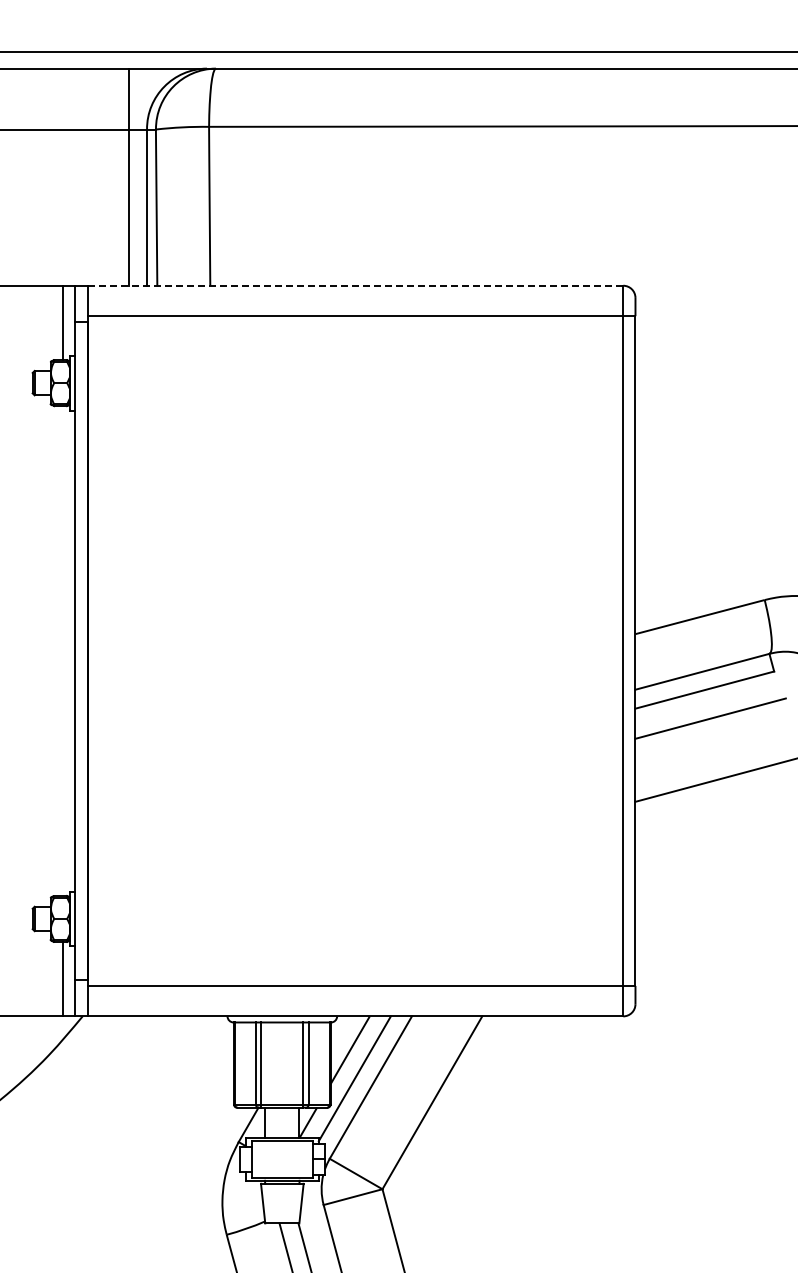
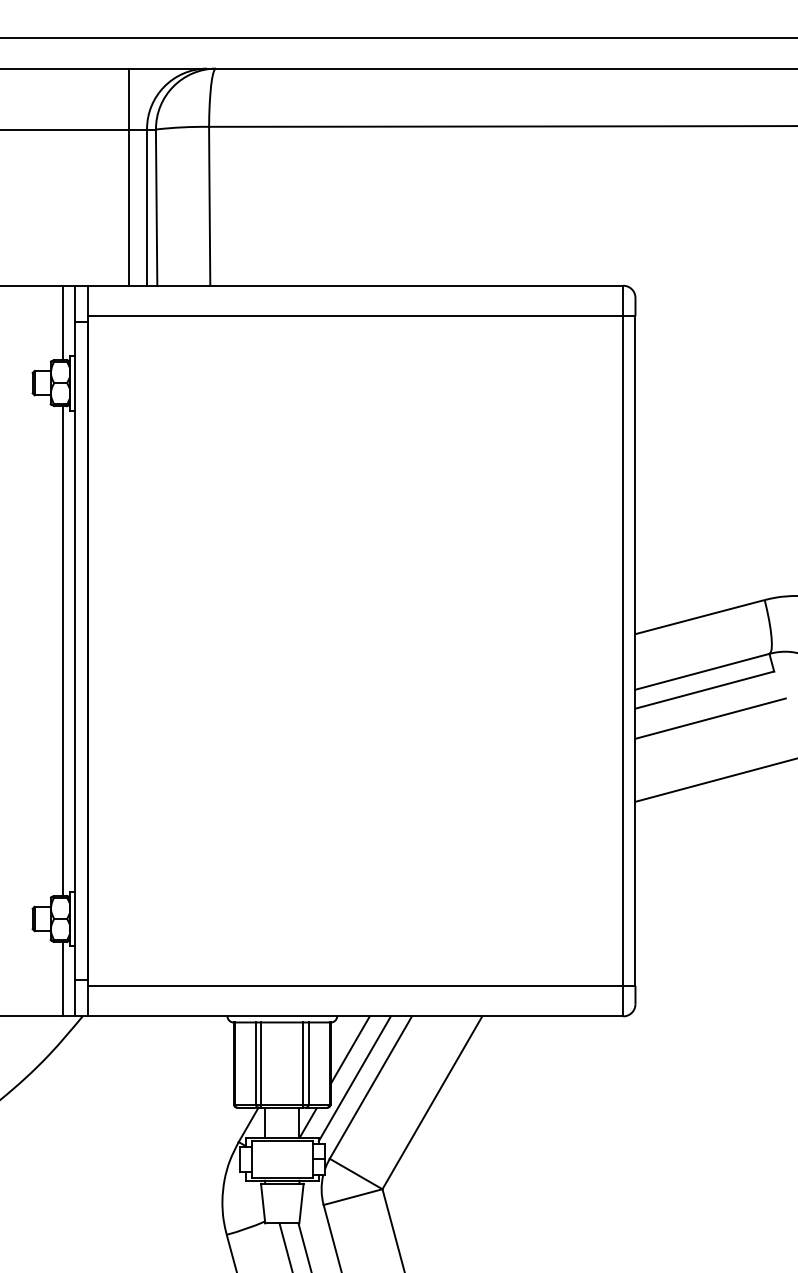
line position: (398, 52) -> (398, 38) (398, 38)
line: dashed -> solid (355, 285)
line: none -> present (63, 650)
